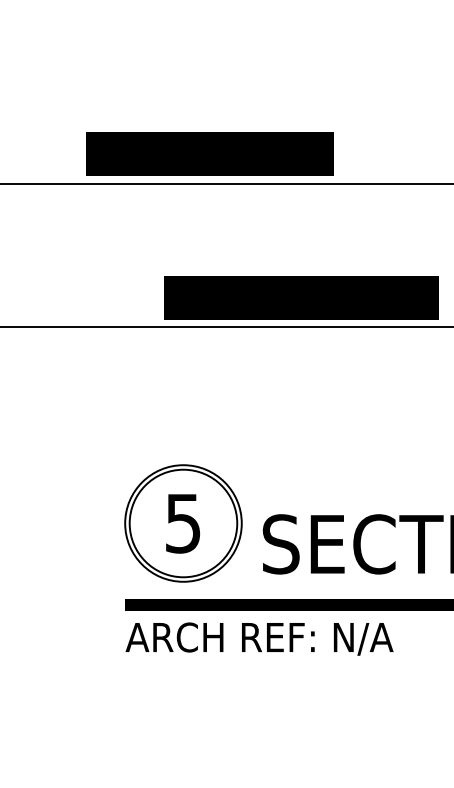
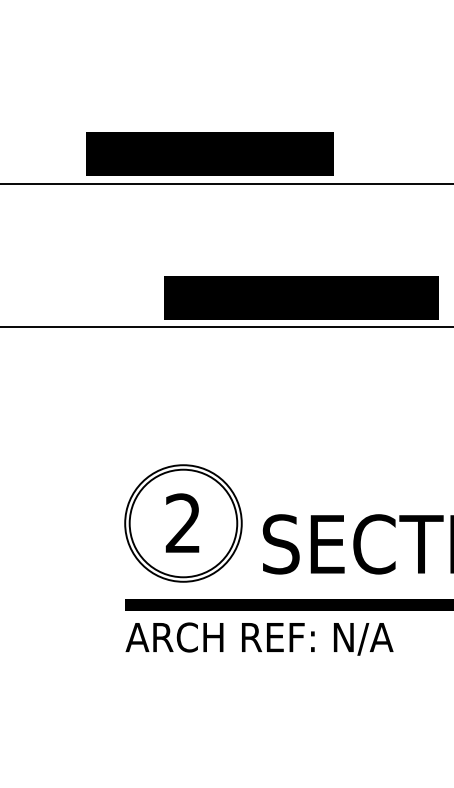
text: 5 -> 2 (182, 523)
